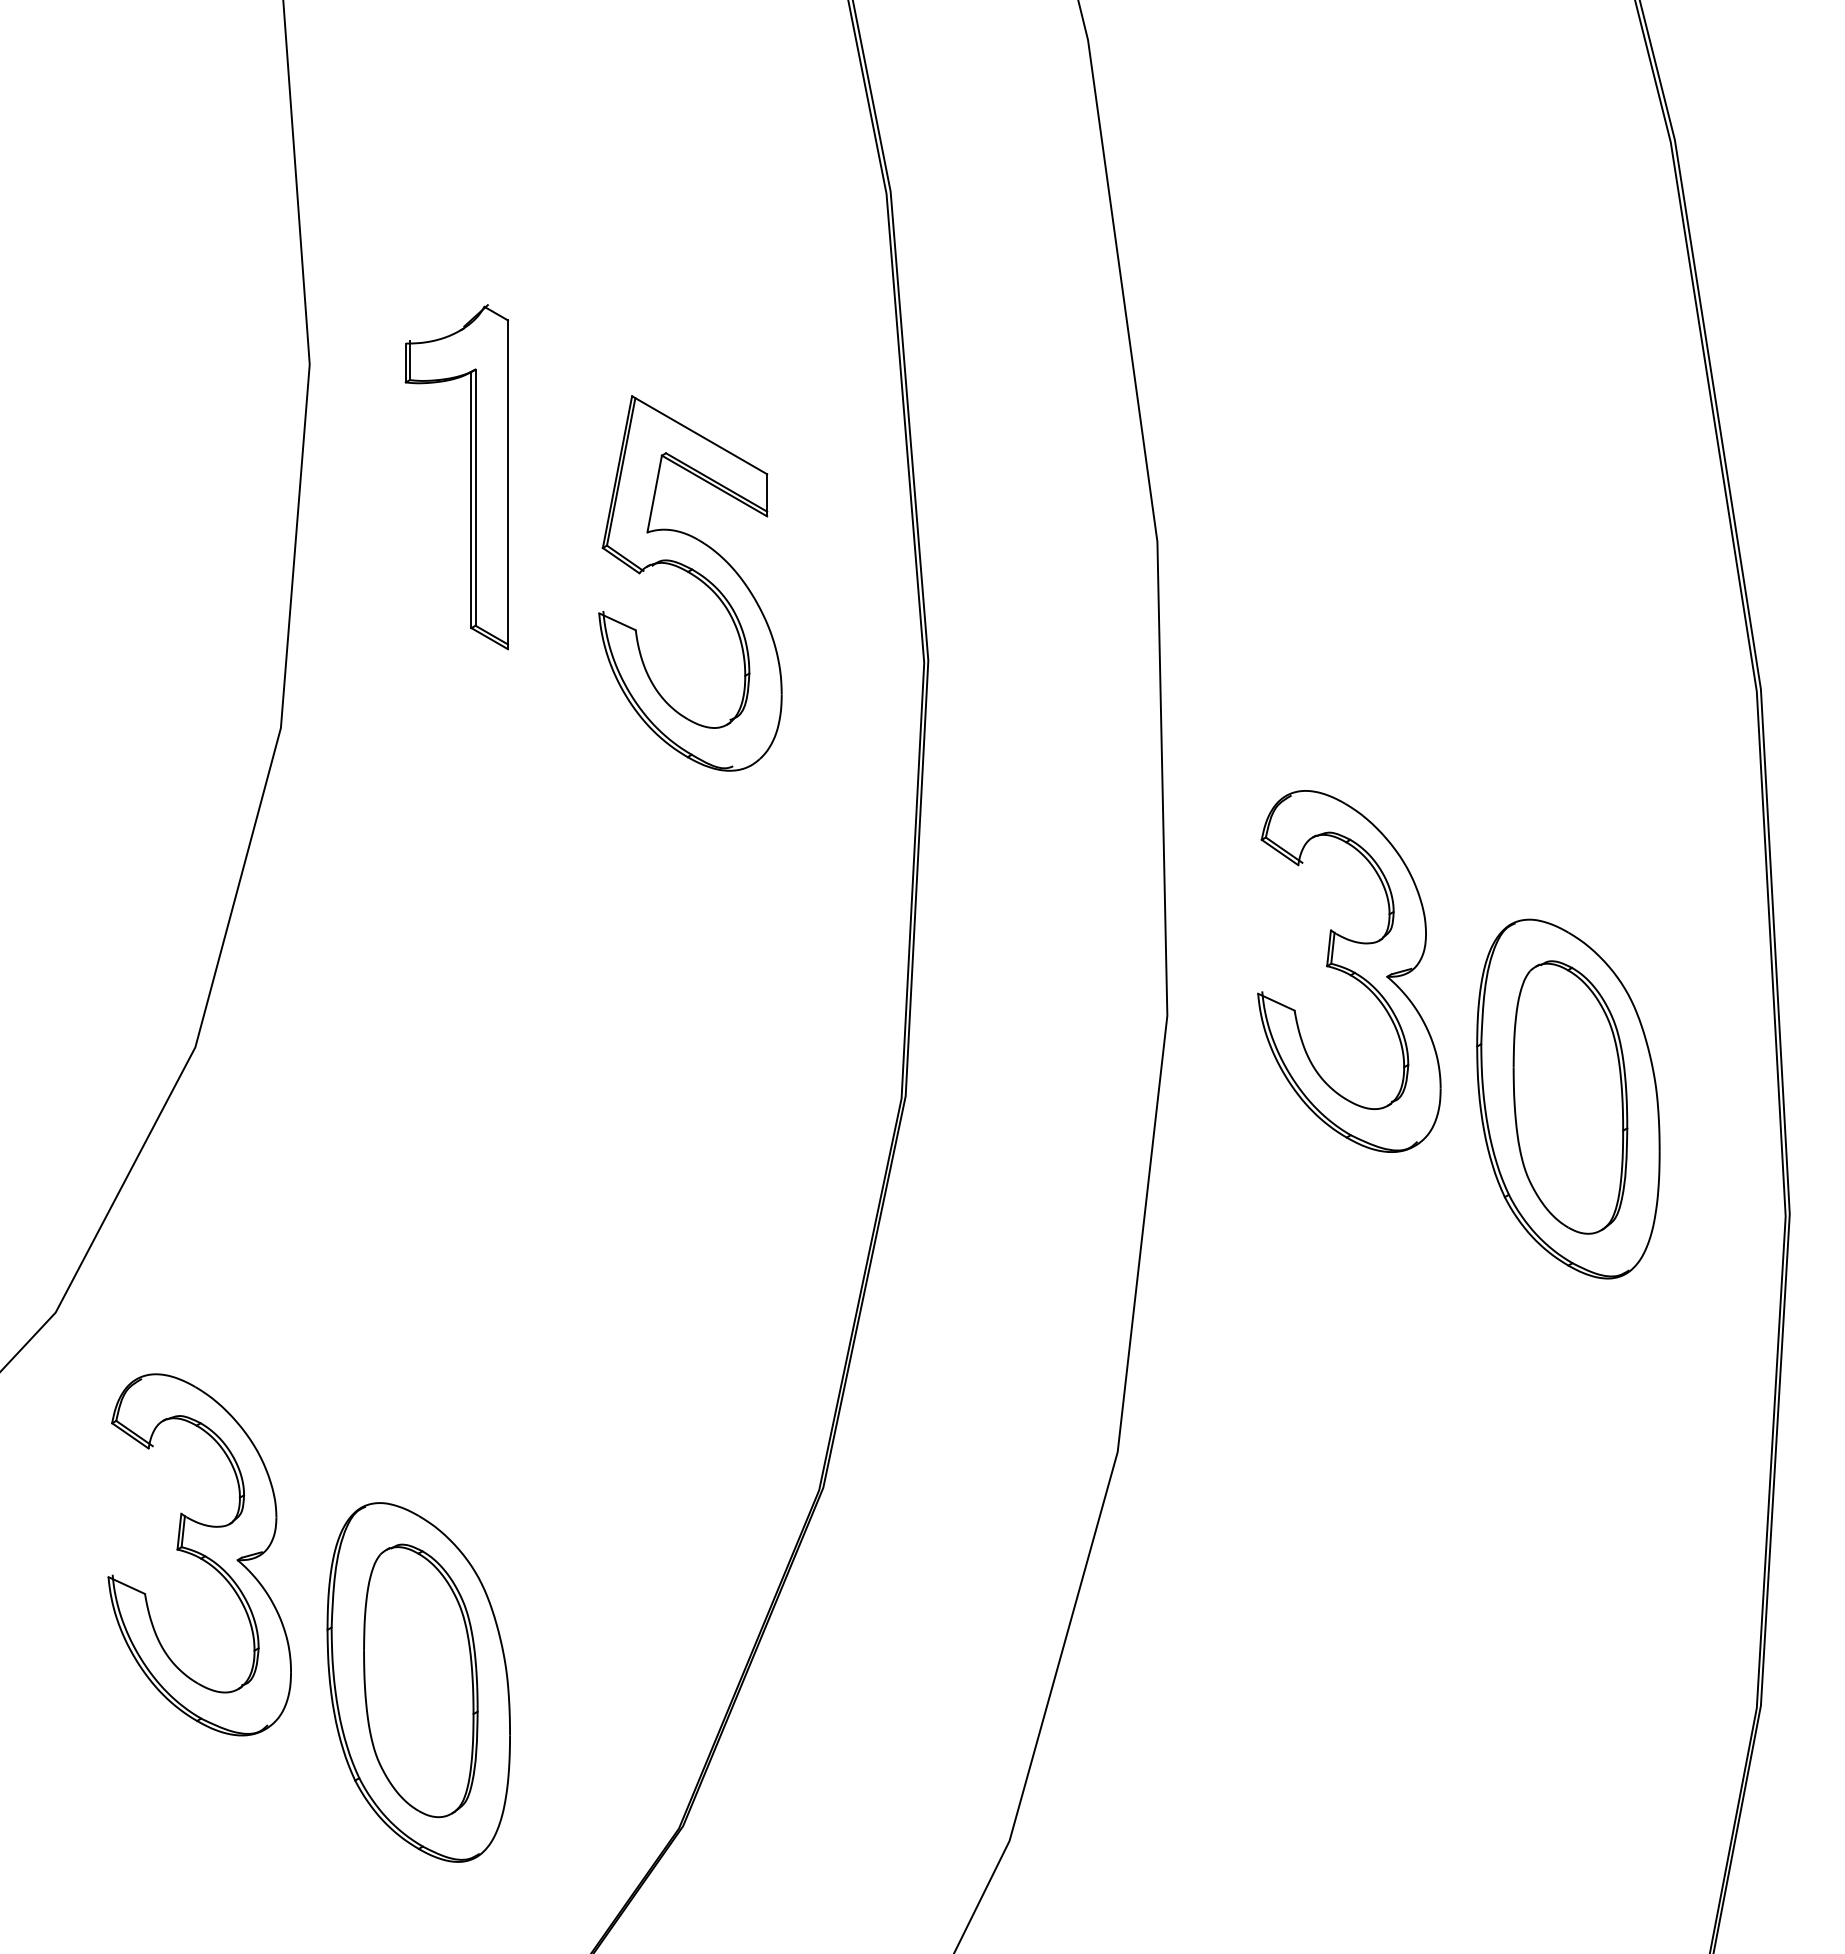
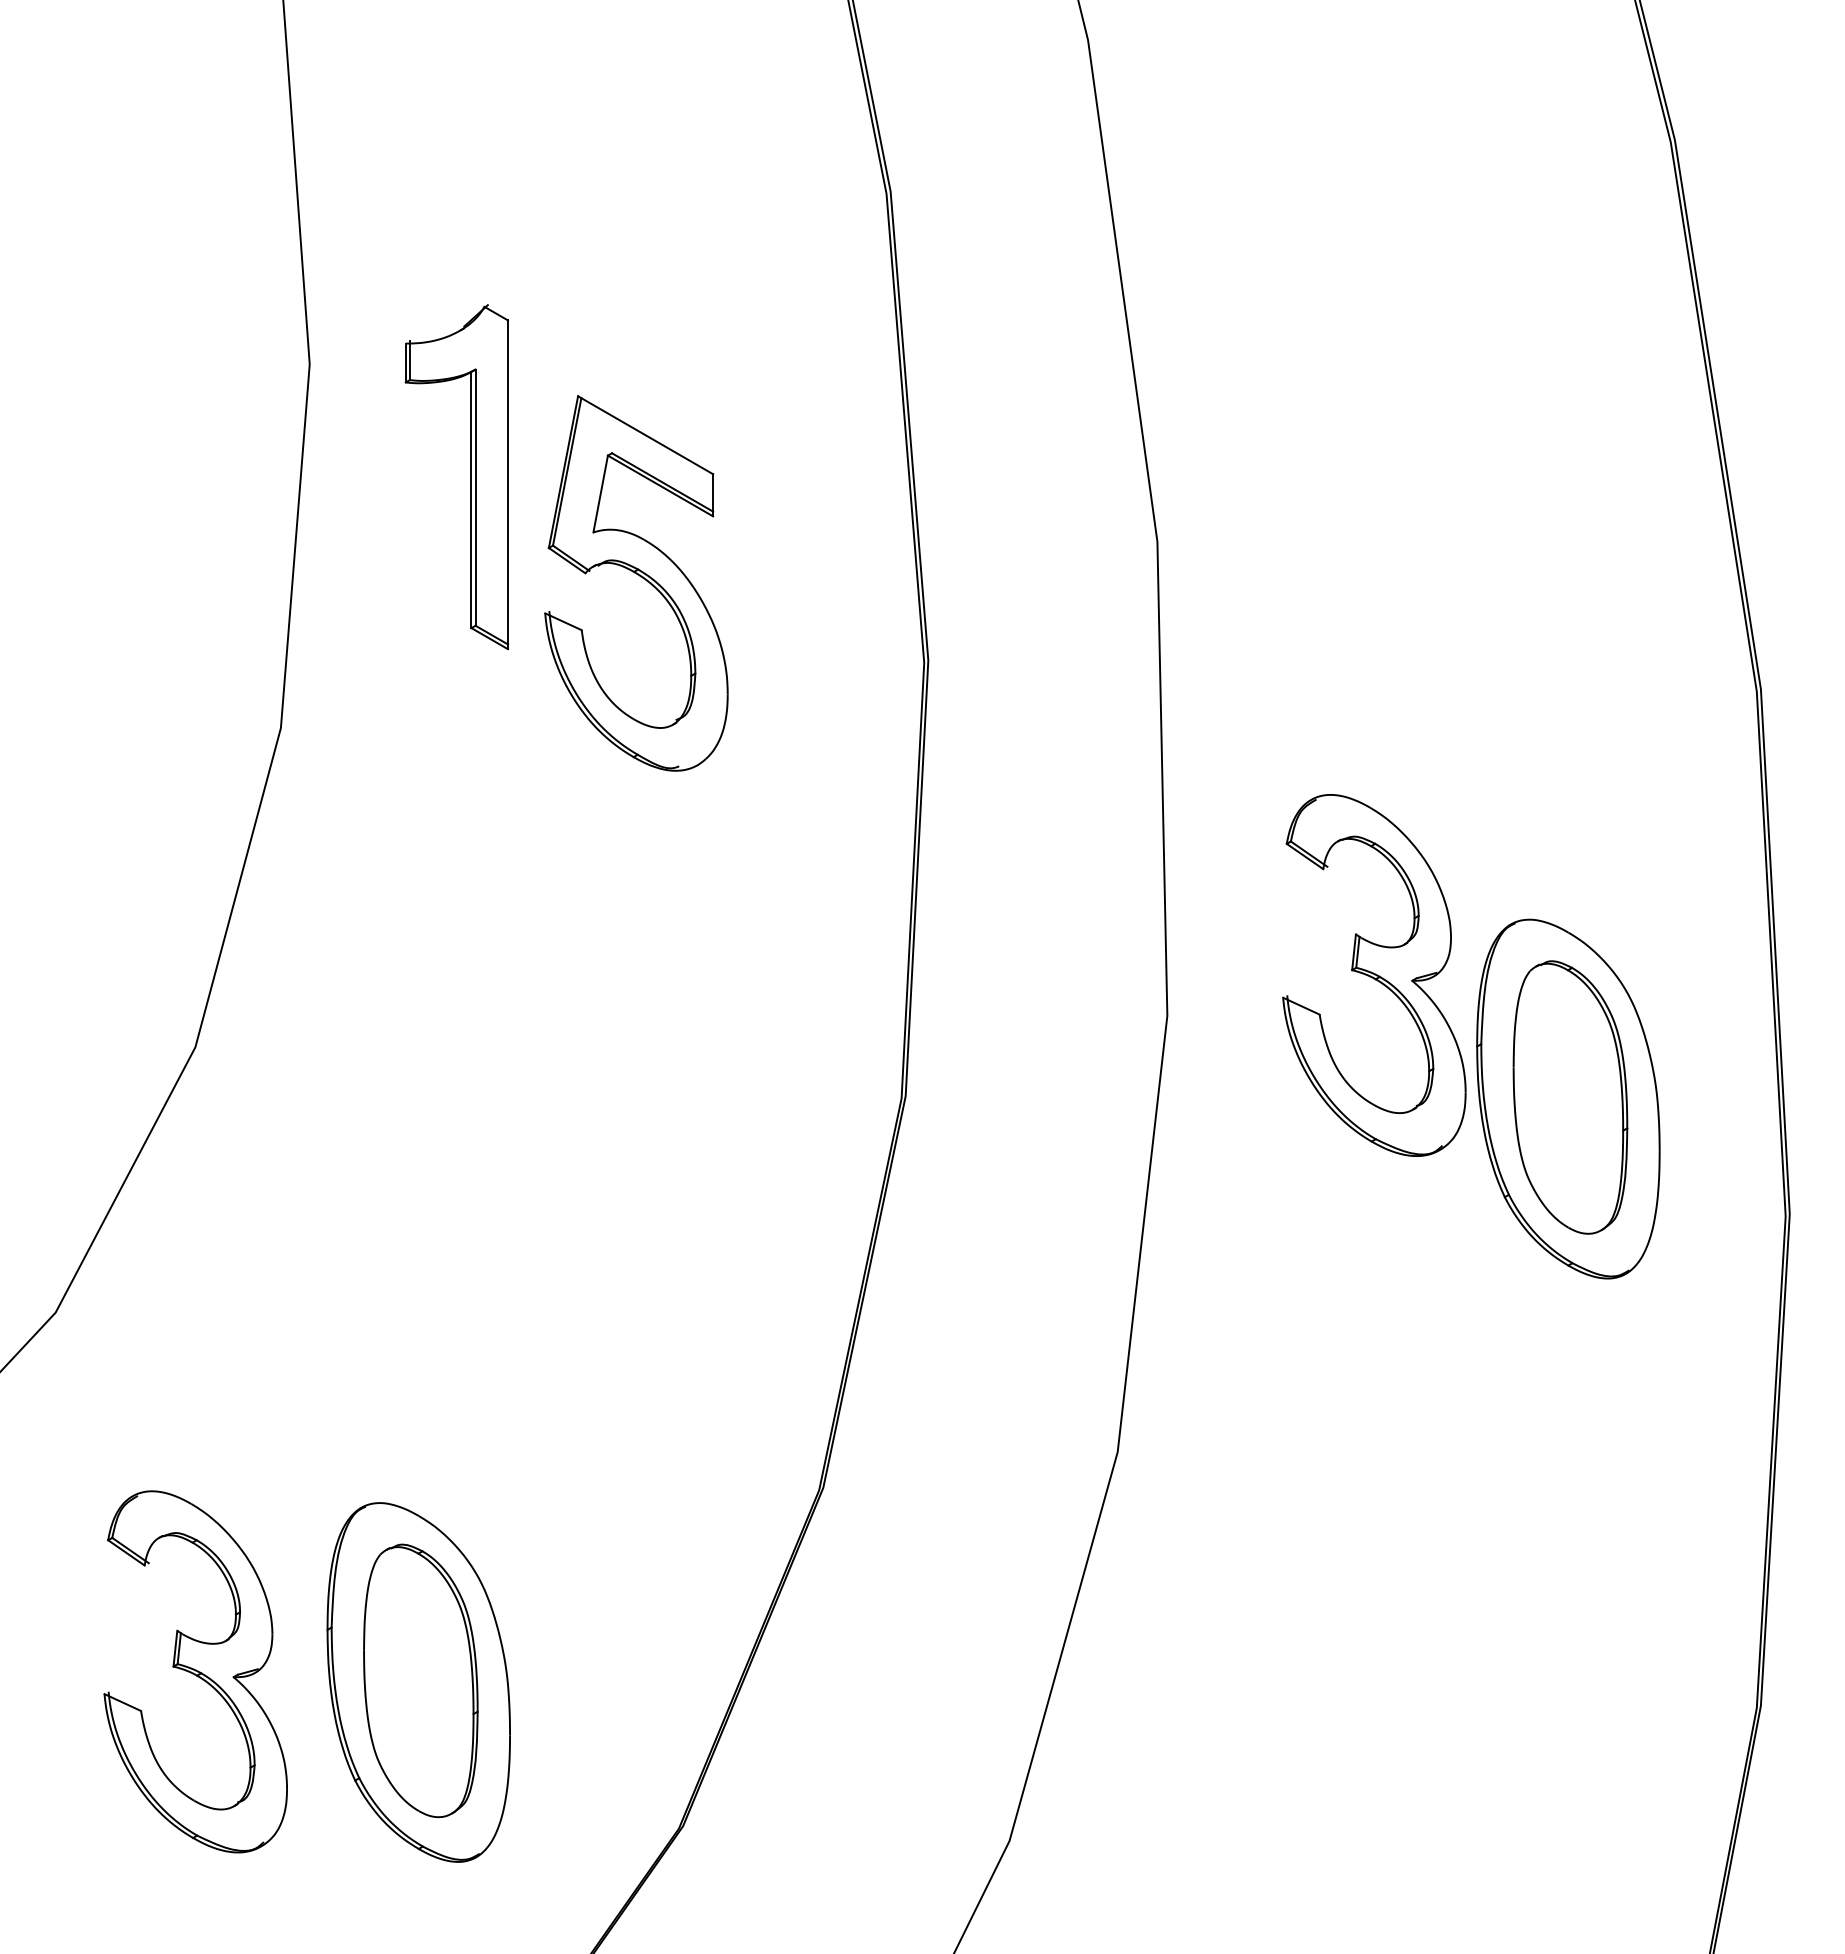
part position: (693, 576) -> (639, 576) (639, 576)
part position: (1349, 971) -> (1374, 975) (1374, 975)
part position: (199, 1554) -> (195, 1671) (195, 1671)
